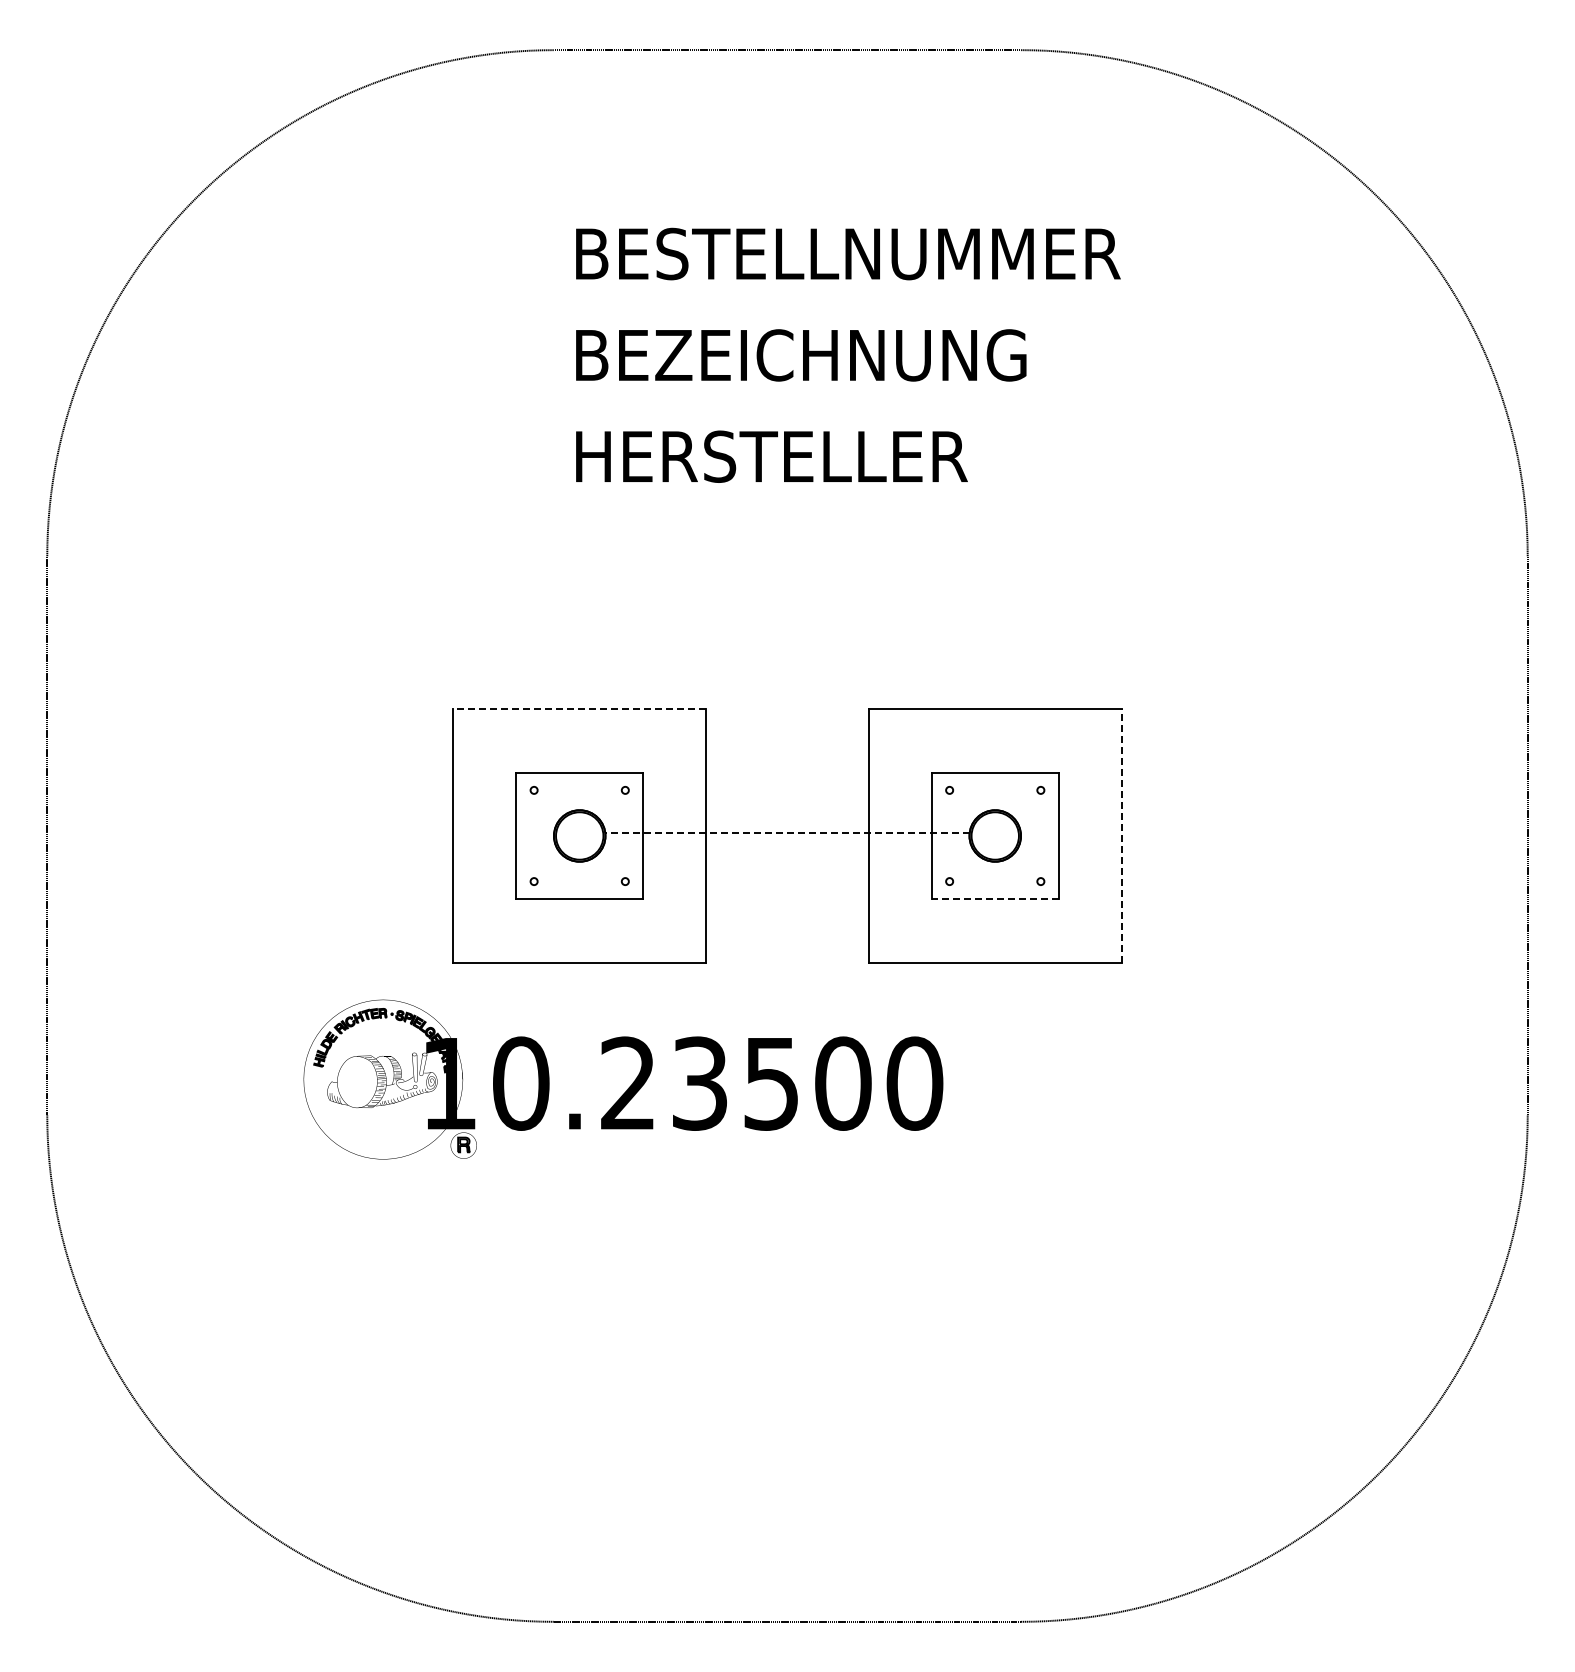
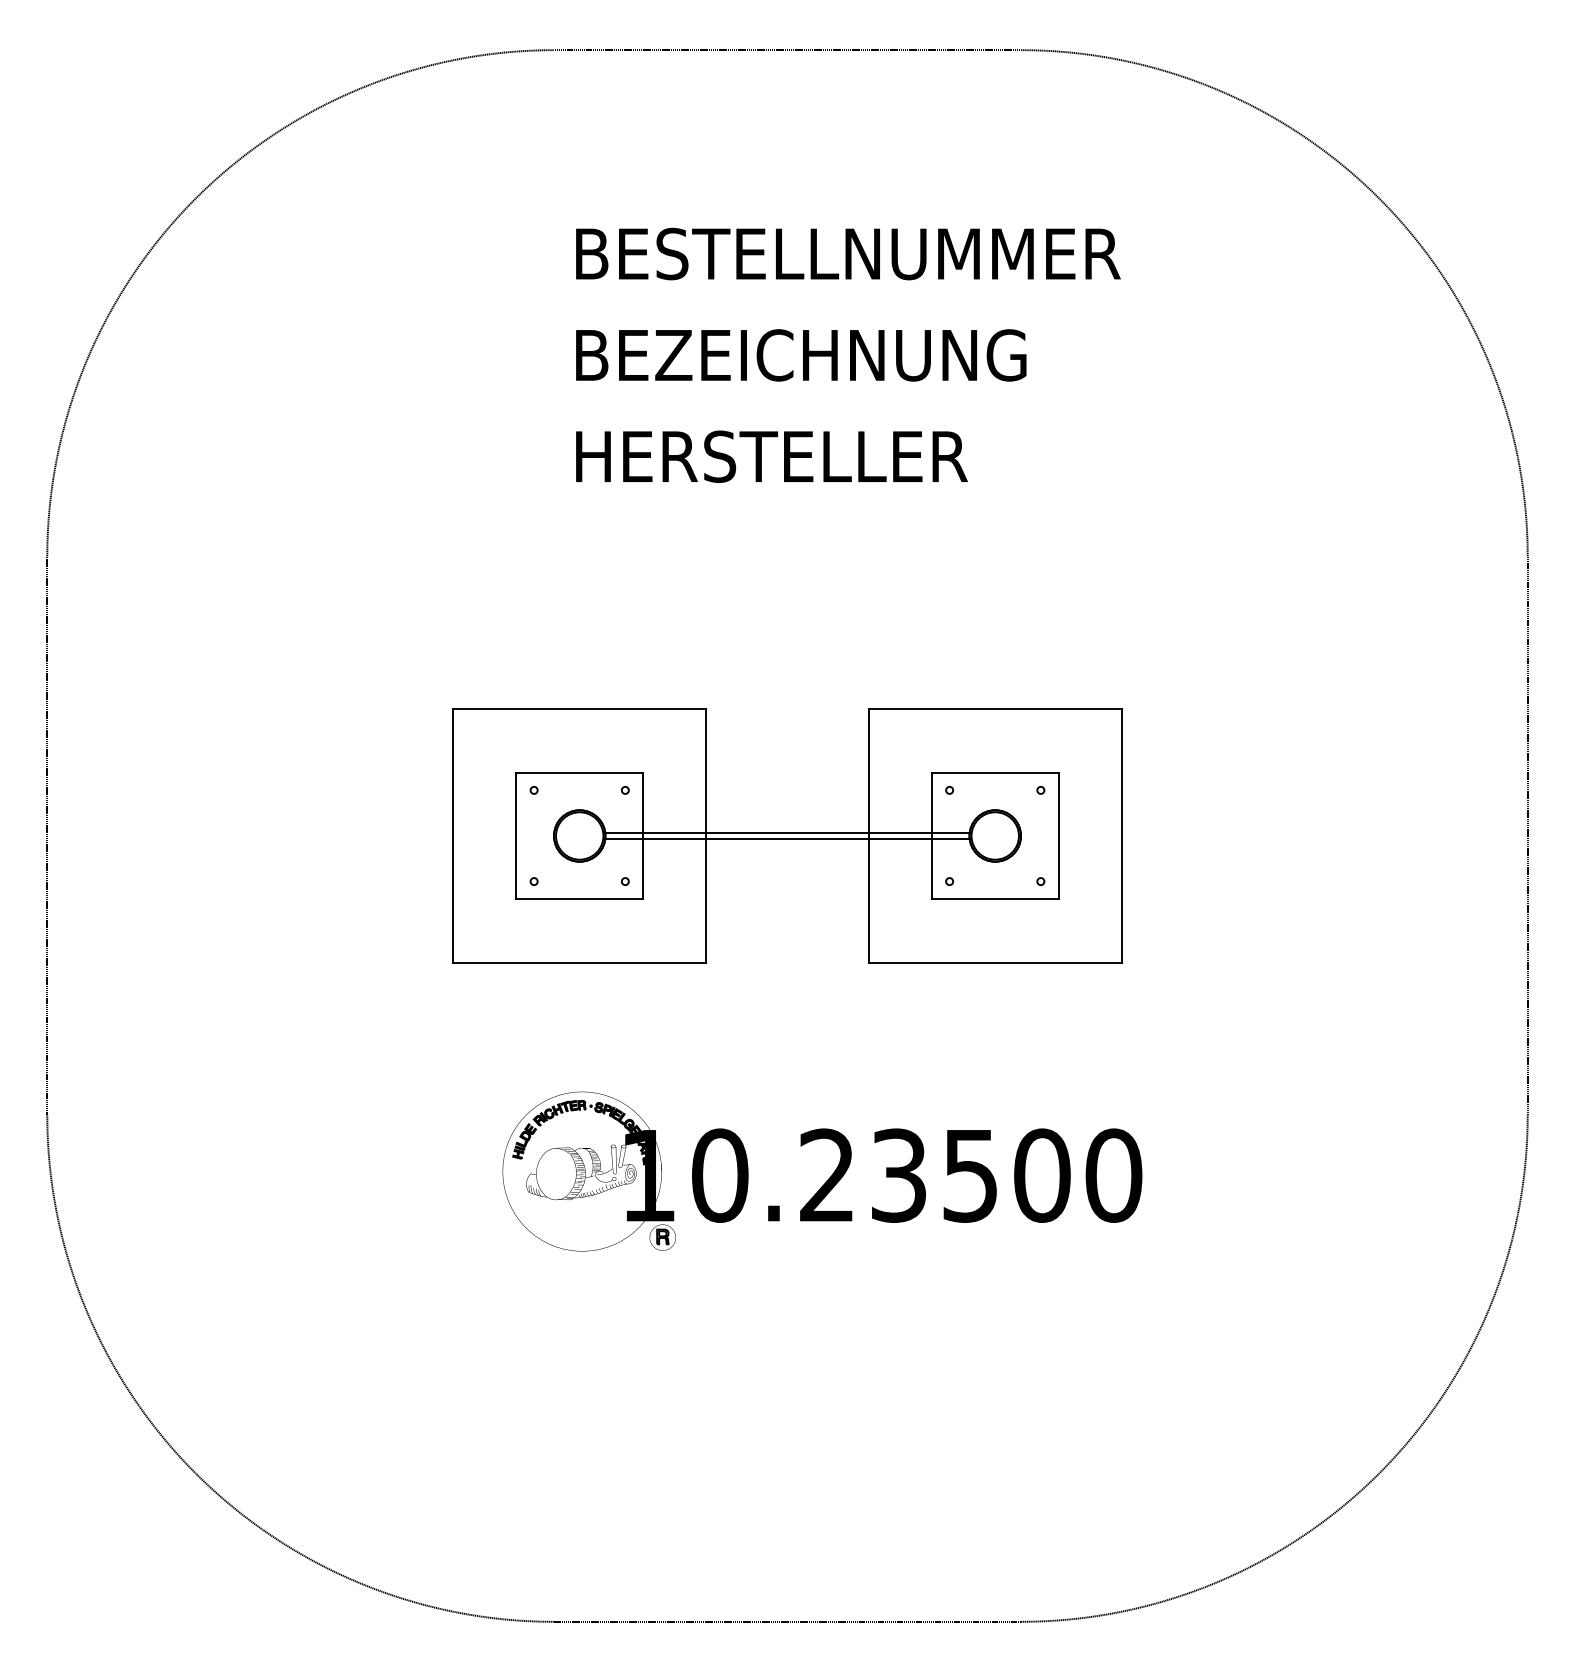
line: dashed -> solid (579, 709)
line: dashed -> solid (787, 833)
line: dashed -> solid (1121, 836)
line: none -> present (787, 838)
line: dashed -> solid (994, 899)
part position: (630, 1085) -> (829, 1177) (829, 1177)
